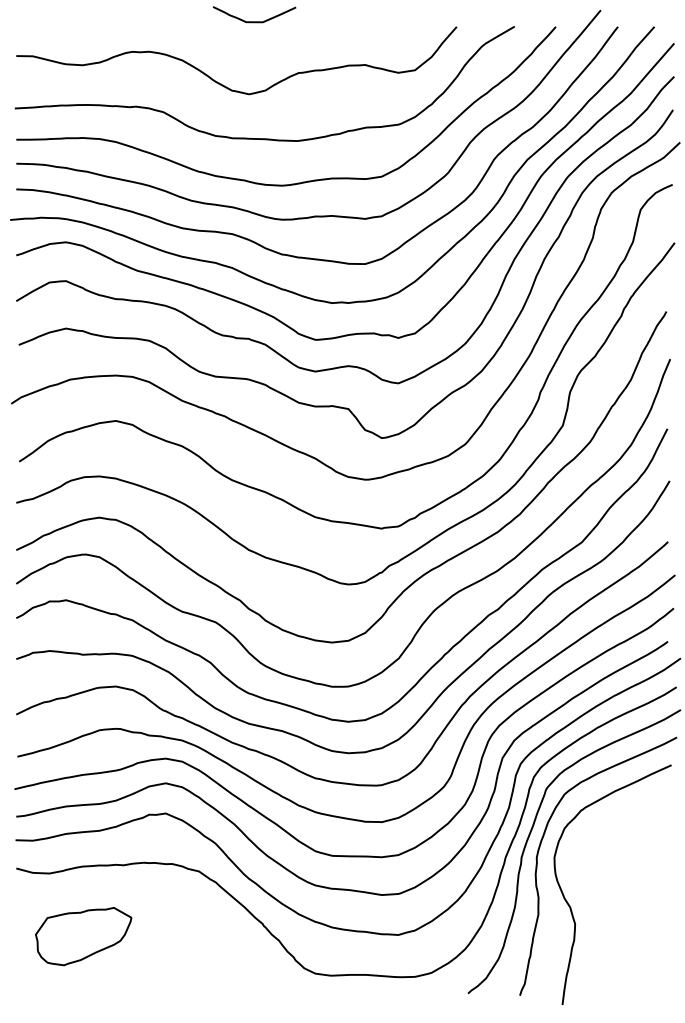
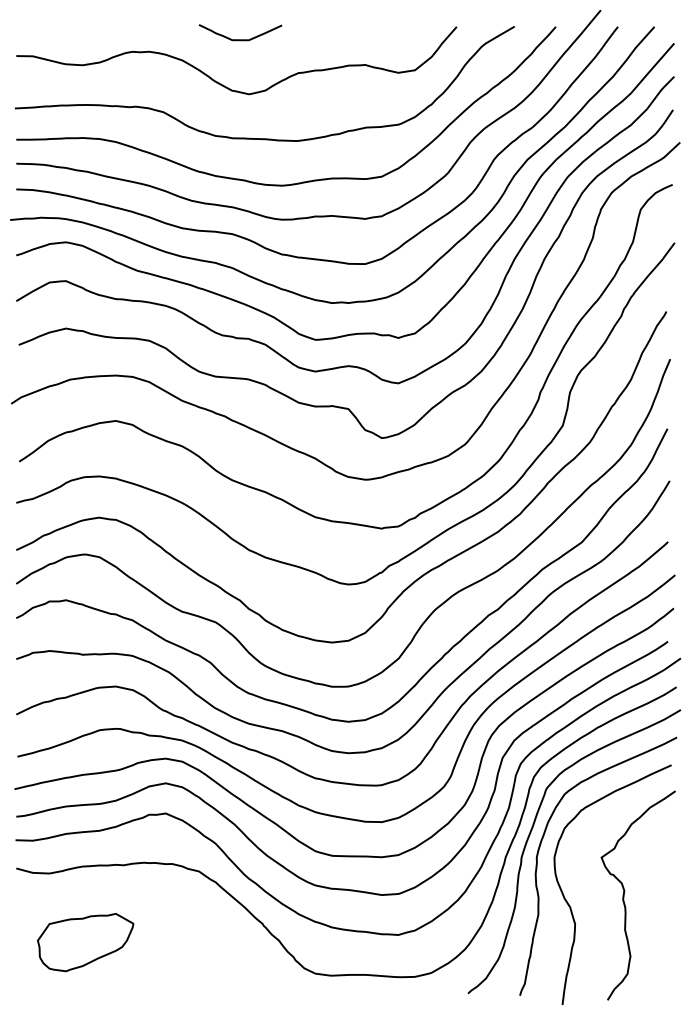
curve position: (254, 21) -> (240, 39) (240, 39)
curve: none -> present (625, 891)
part position: (83, 936) -> (85, 942) (85, 942)
